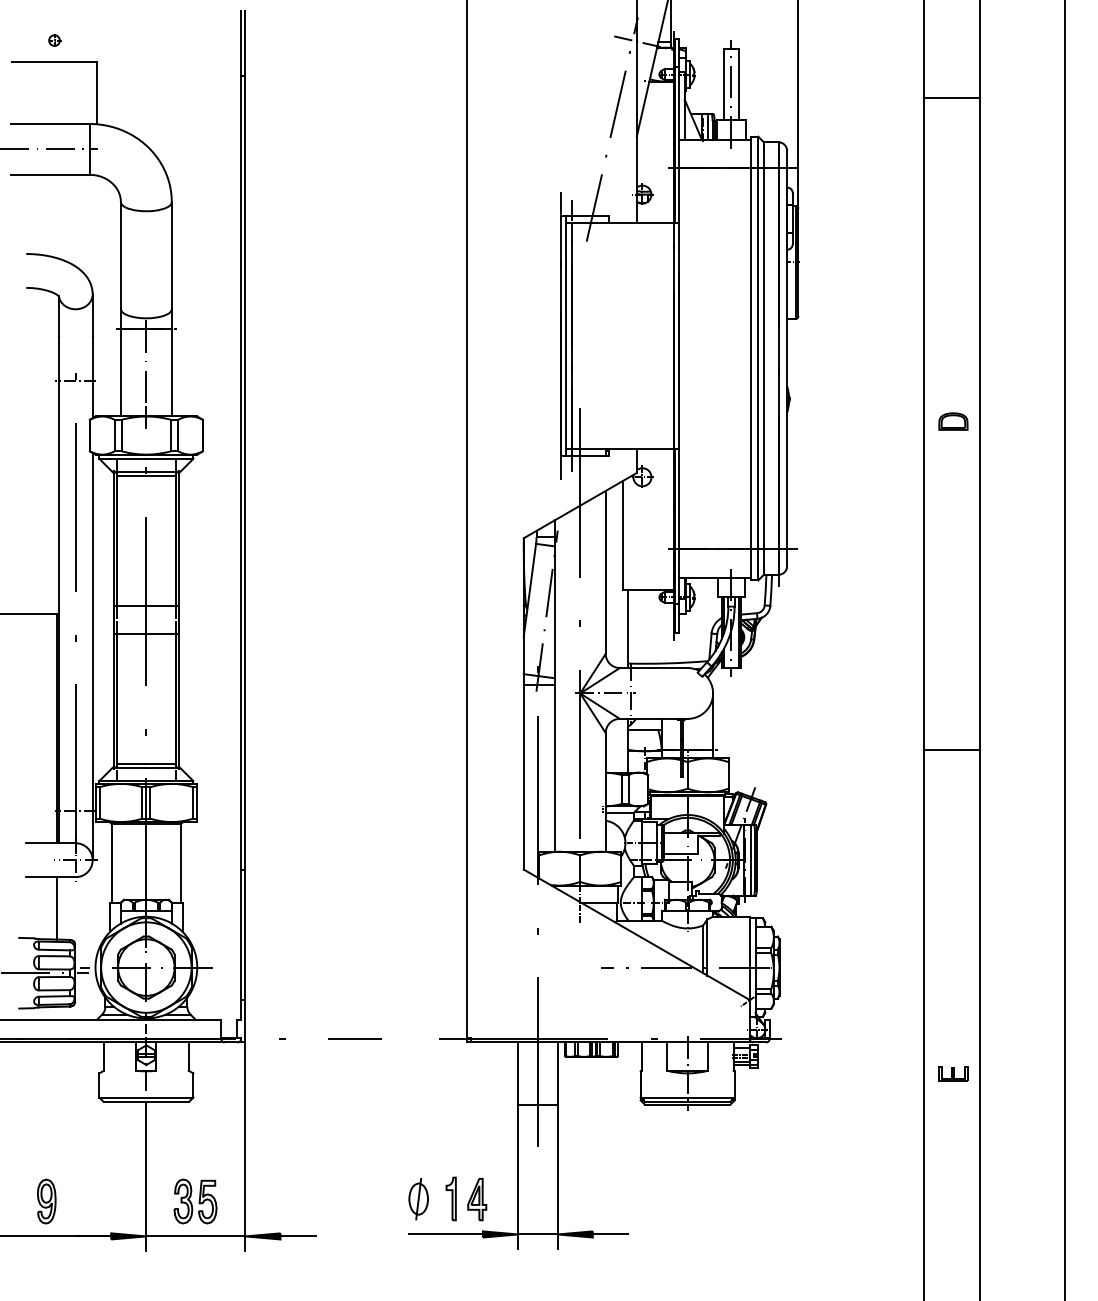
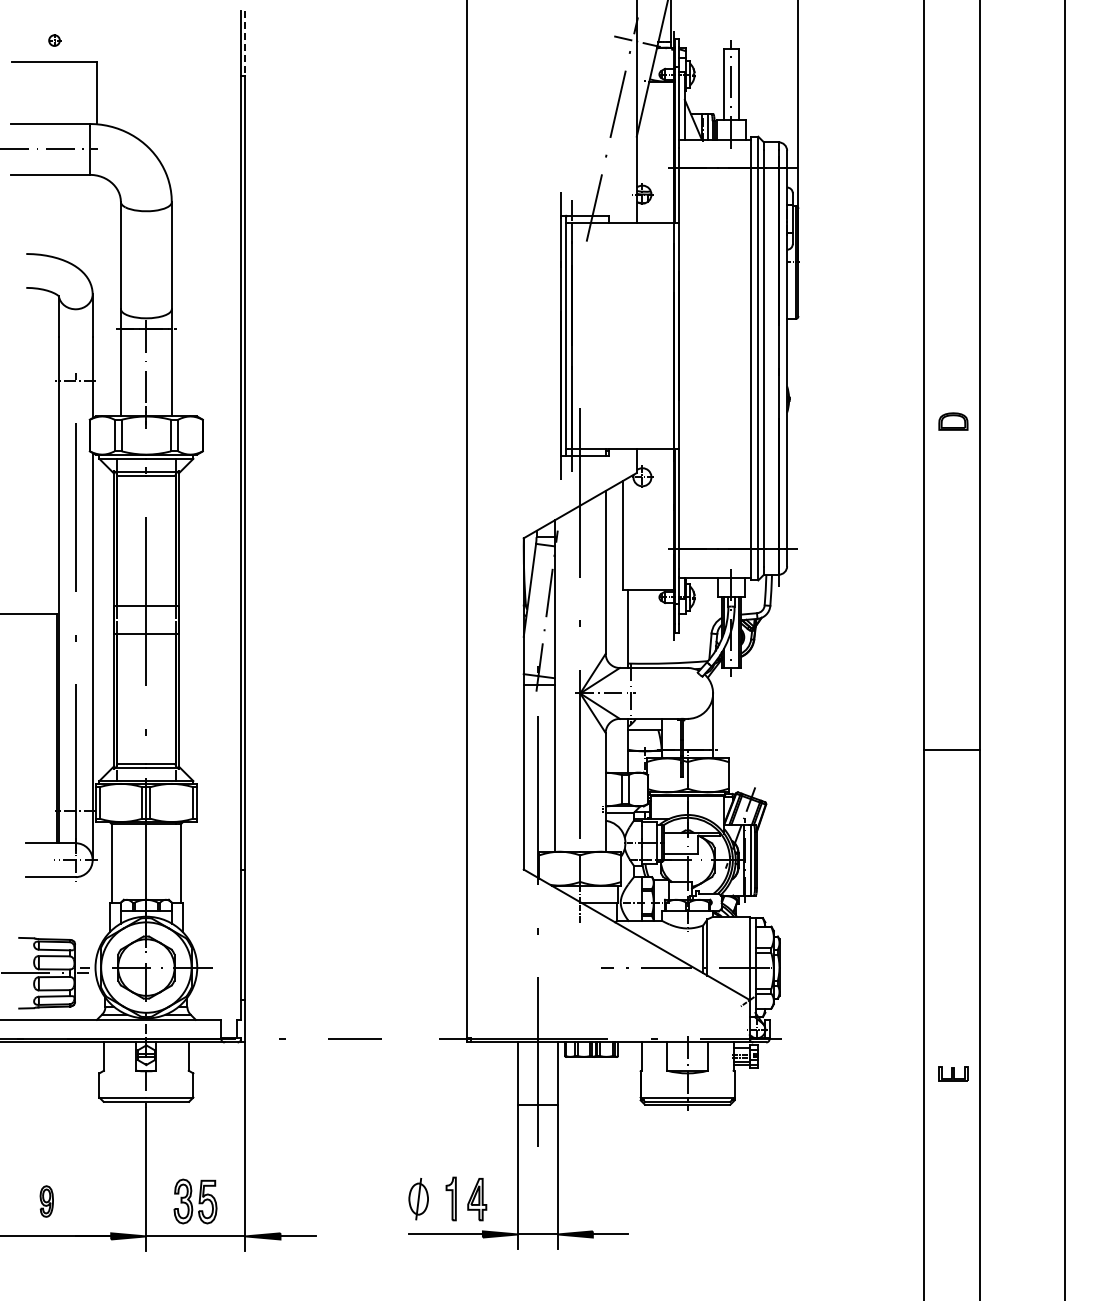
line: solid -> dashed (245, 43)
line: present -> none (951, 98)
line: present -> none (57, 908)
part size: 20x47 px -> 15x33 px (46, 1201)
